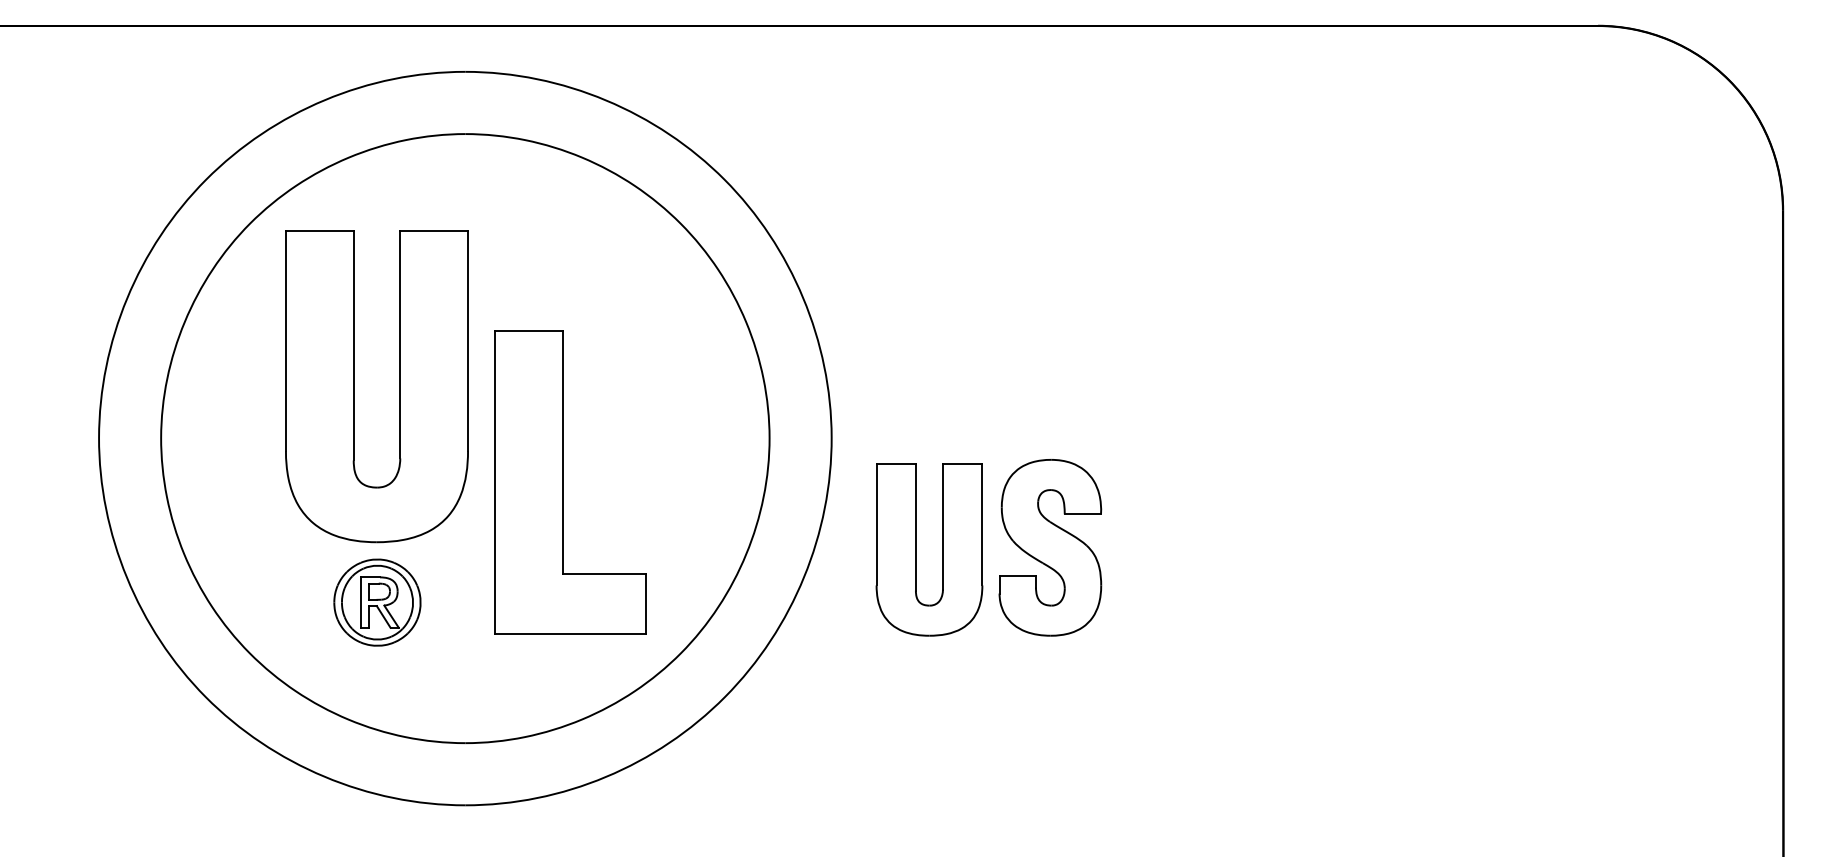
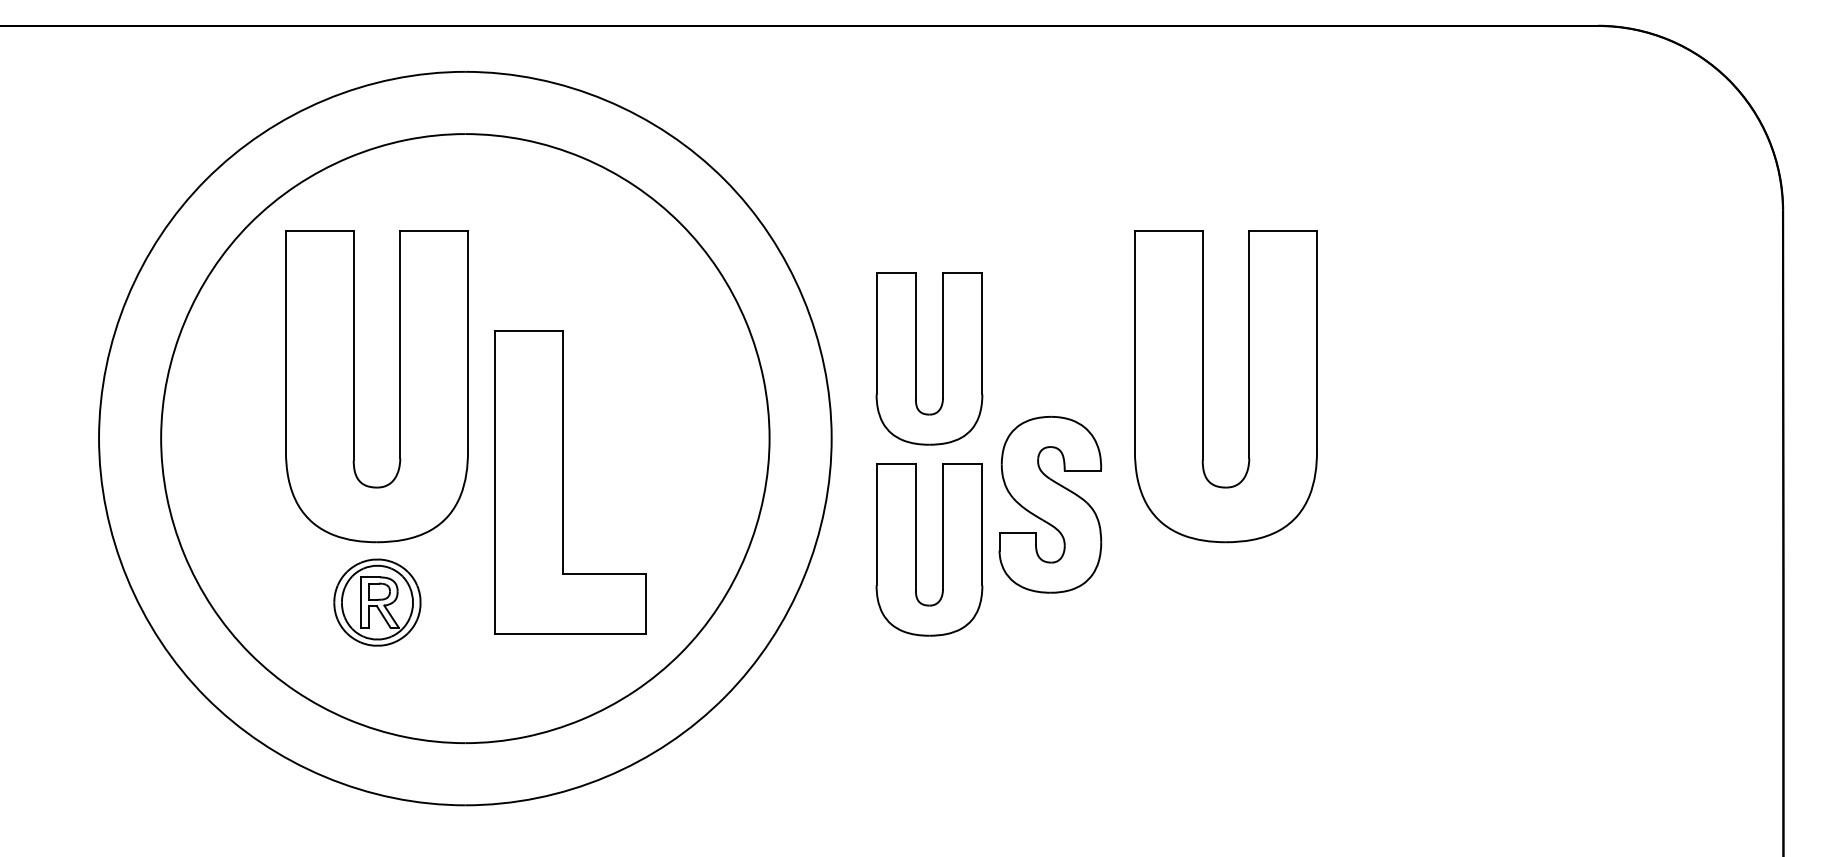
part: none -> present (916, 358)
part: none -> present (1203, 386)
part position: (1050, 547) -> (1050, 504) (1050, 504)
